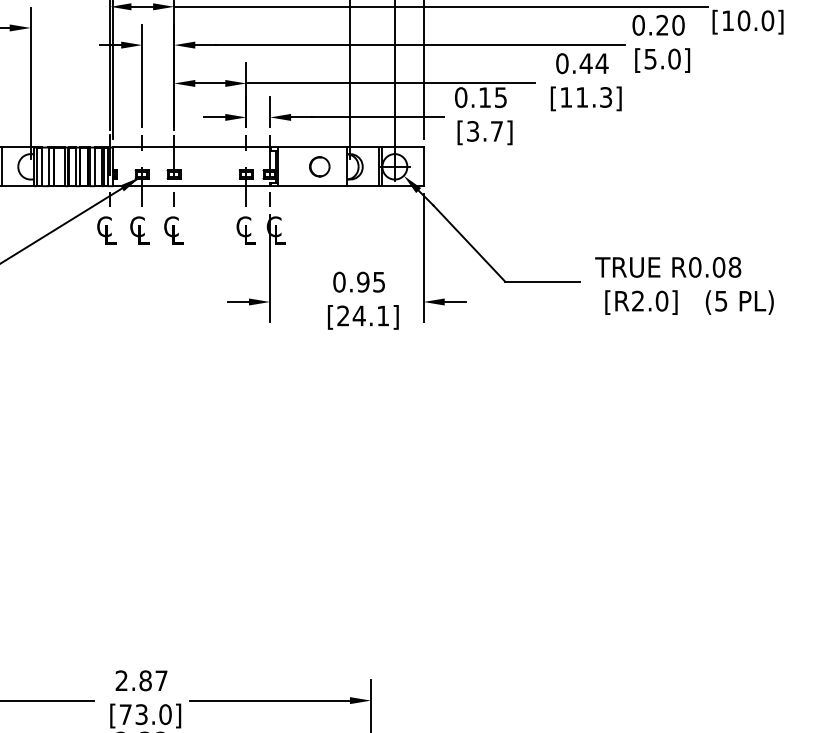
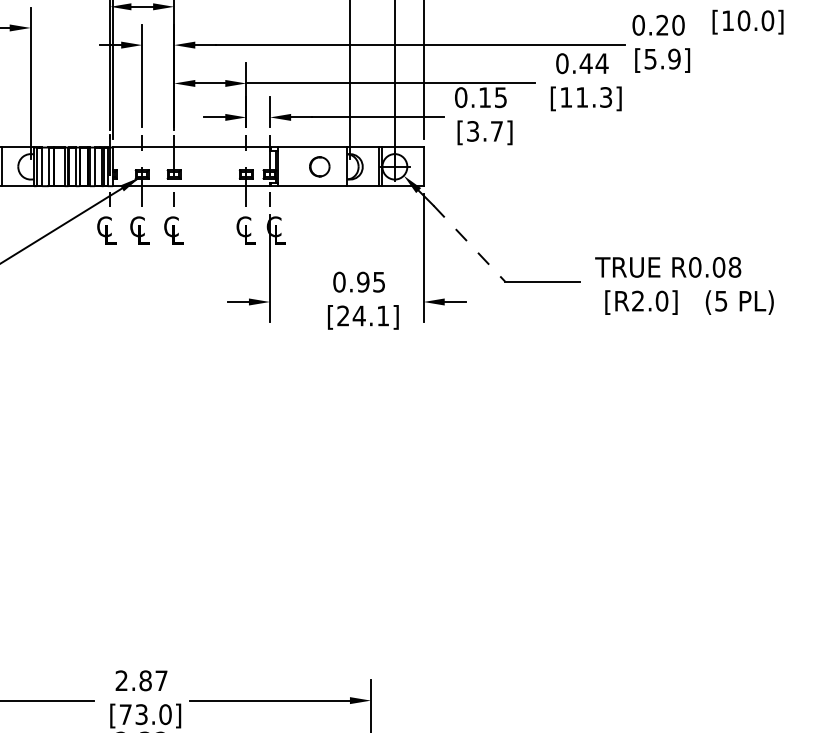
line: present -> none (441, 6)
text: [5.0] -> [5.9] (674, 59)
line: solid -> dashed (469, 243)
